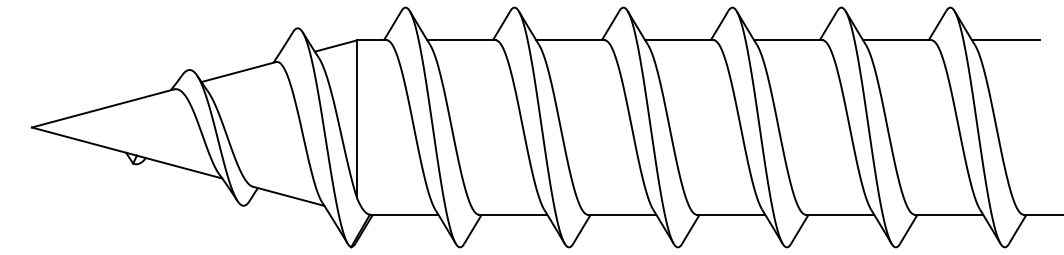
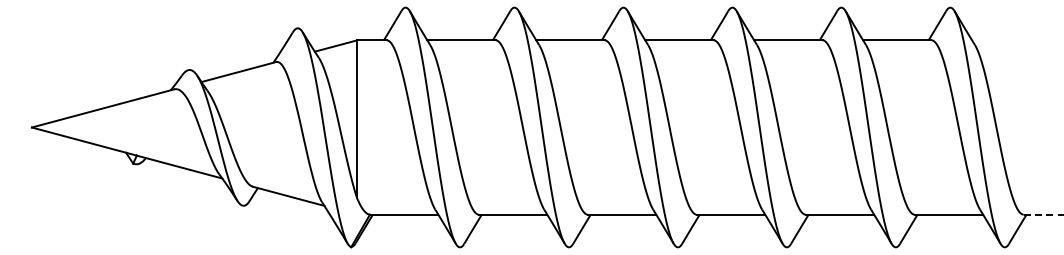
line: present -> none (1006, 40)
line: solid -> dashed (1043, 214)
